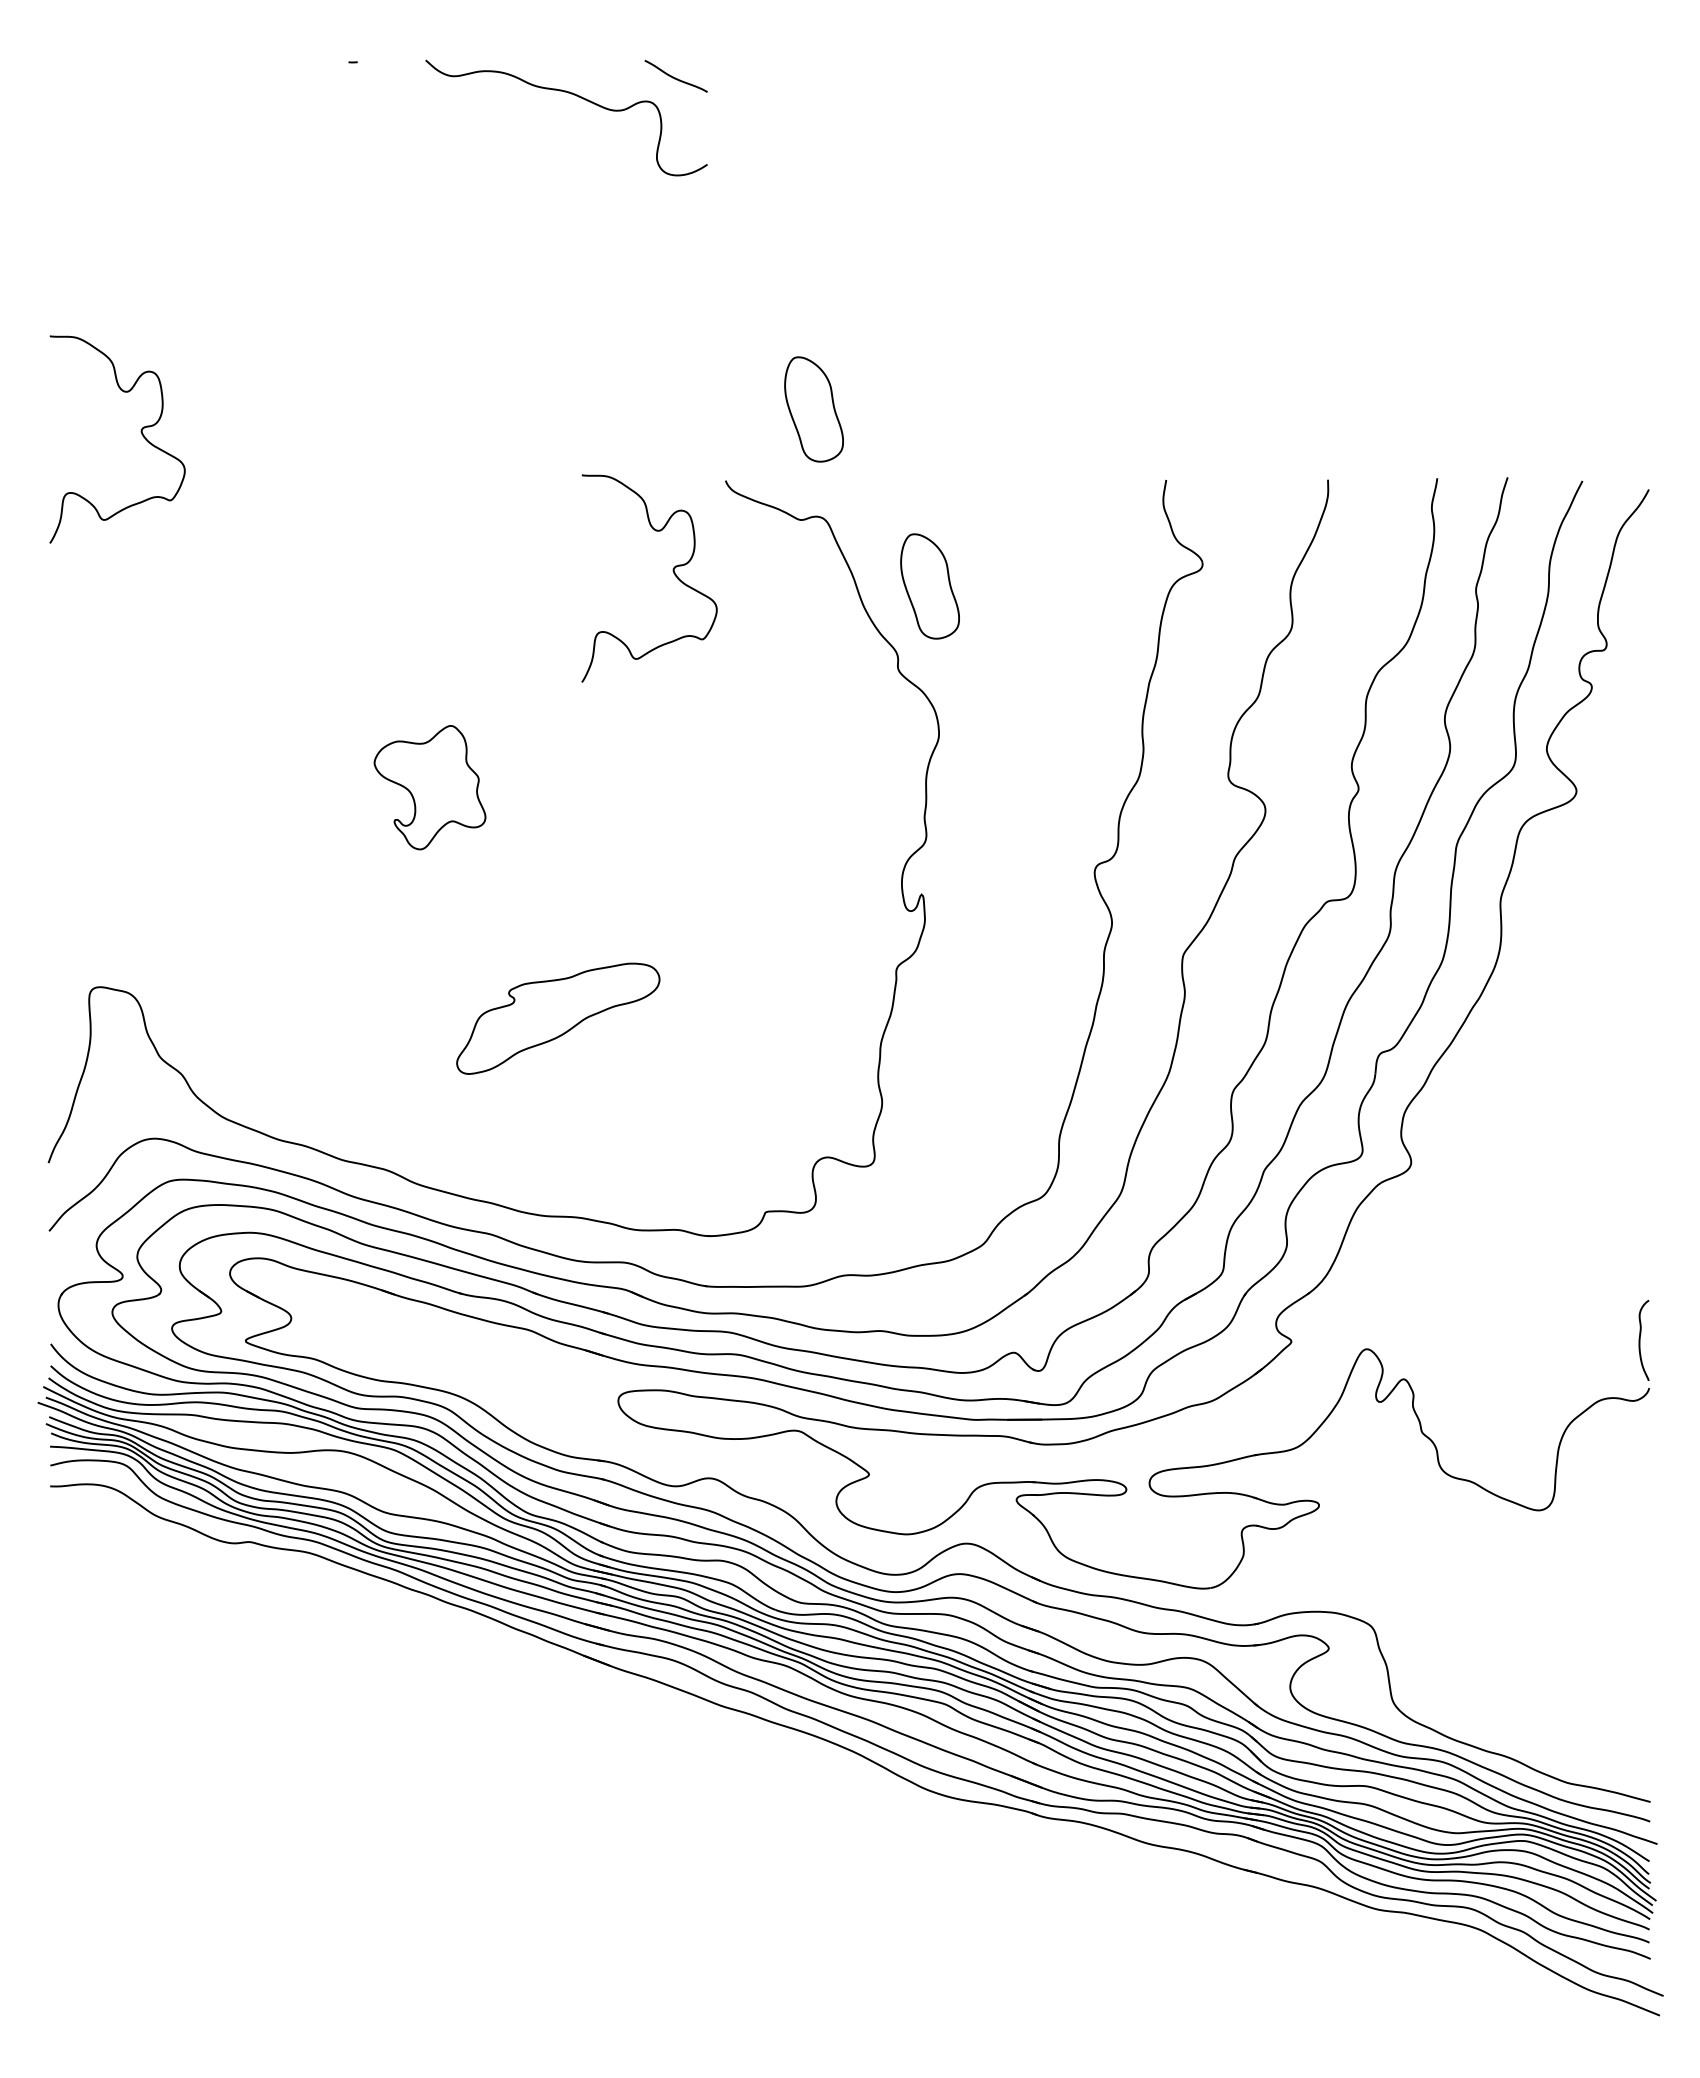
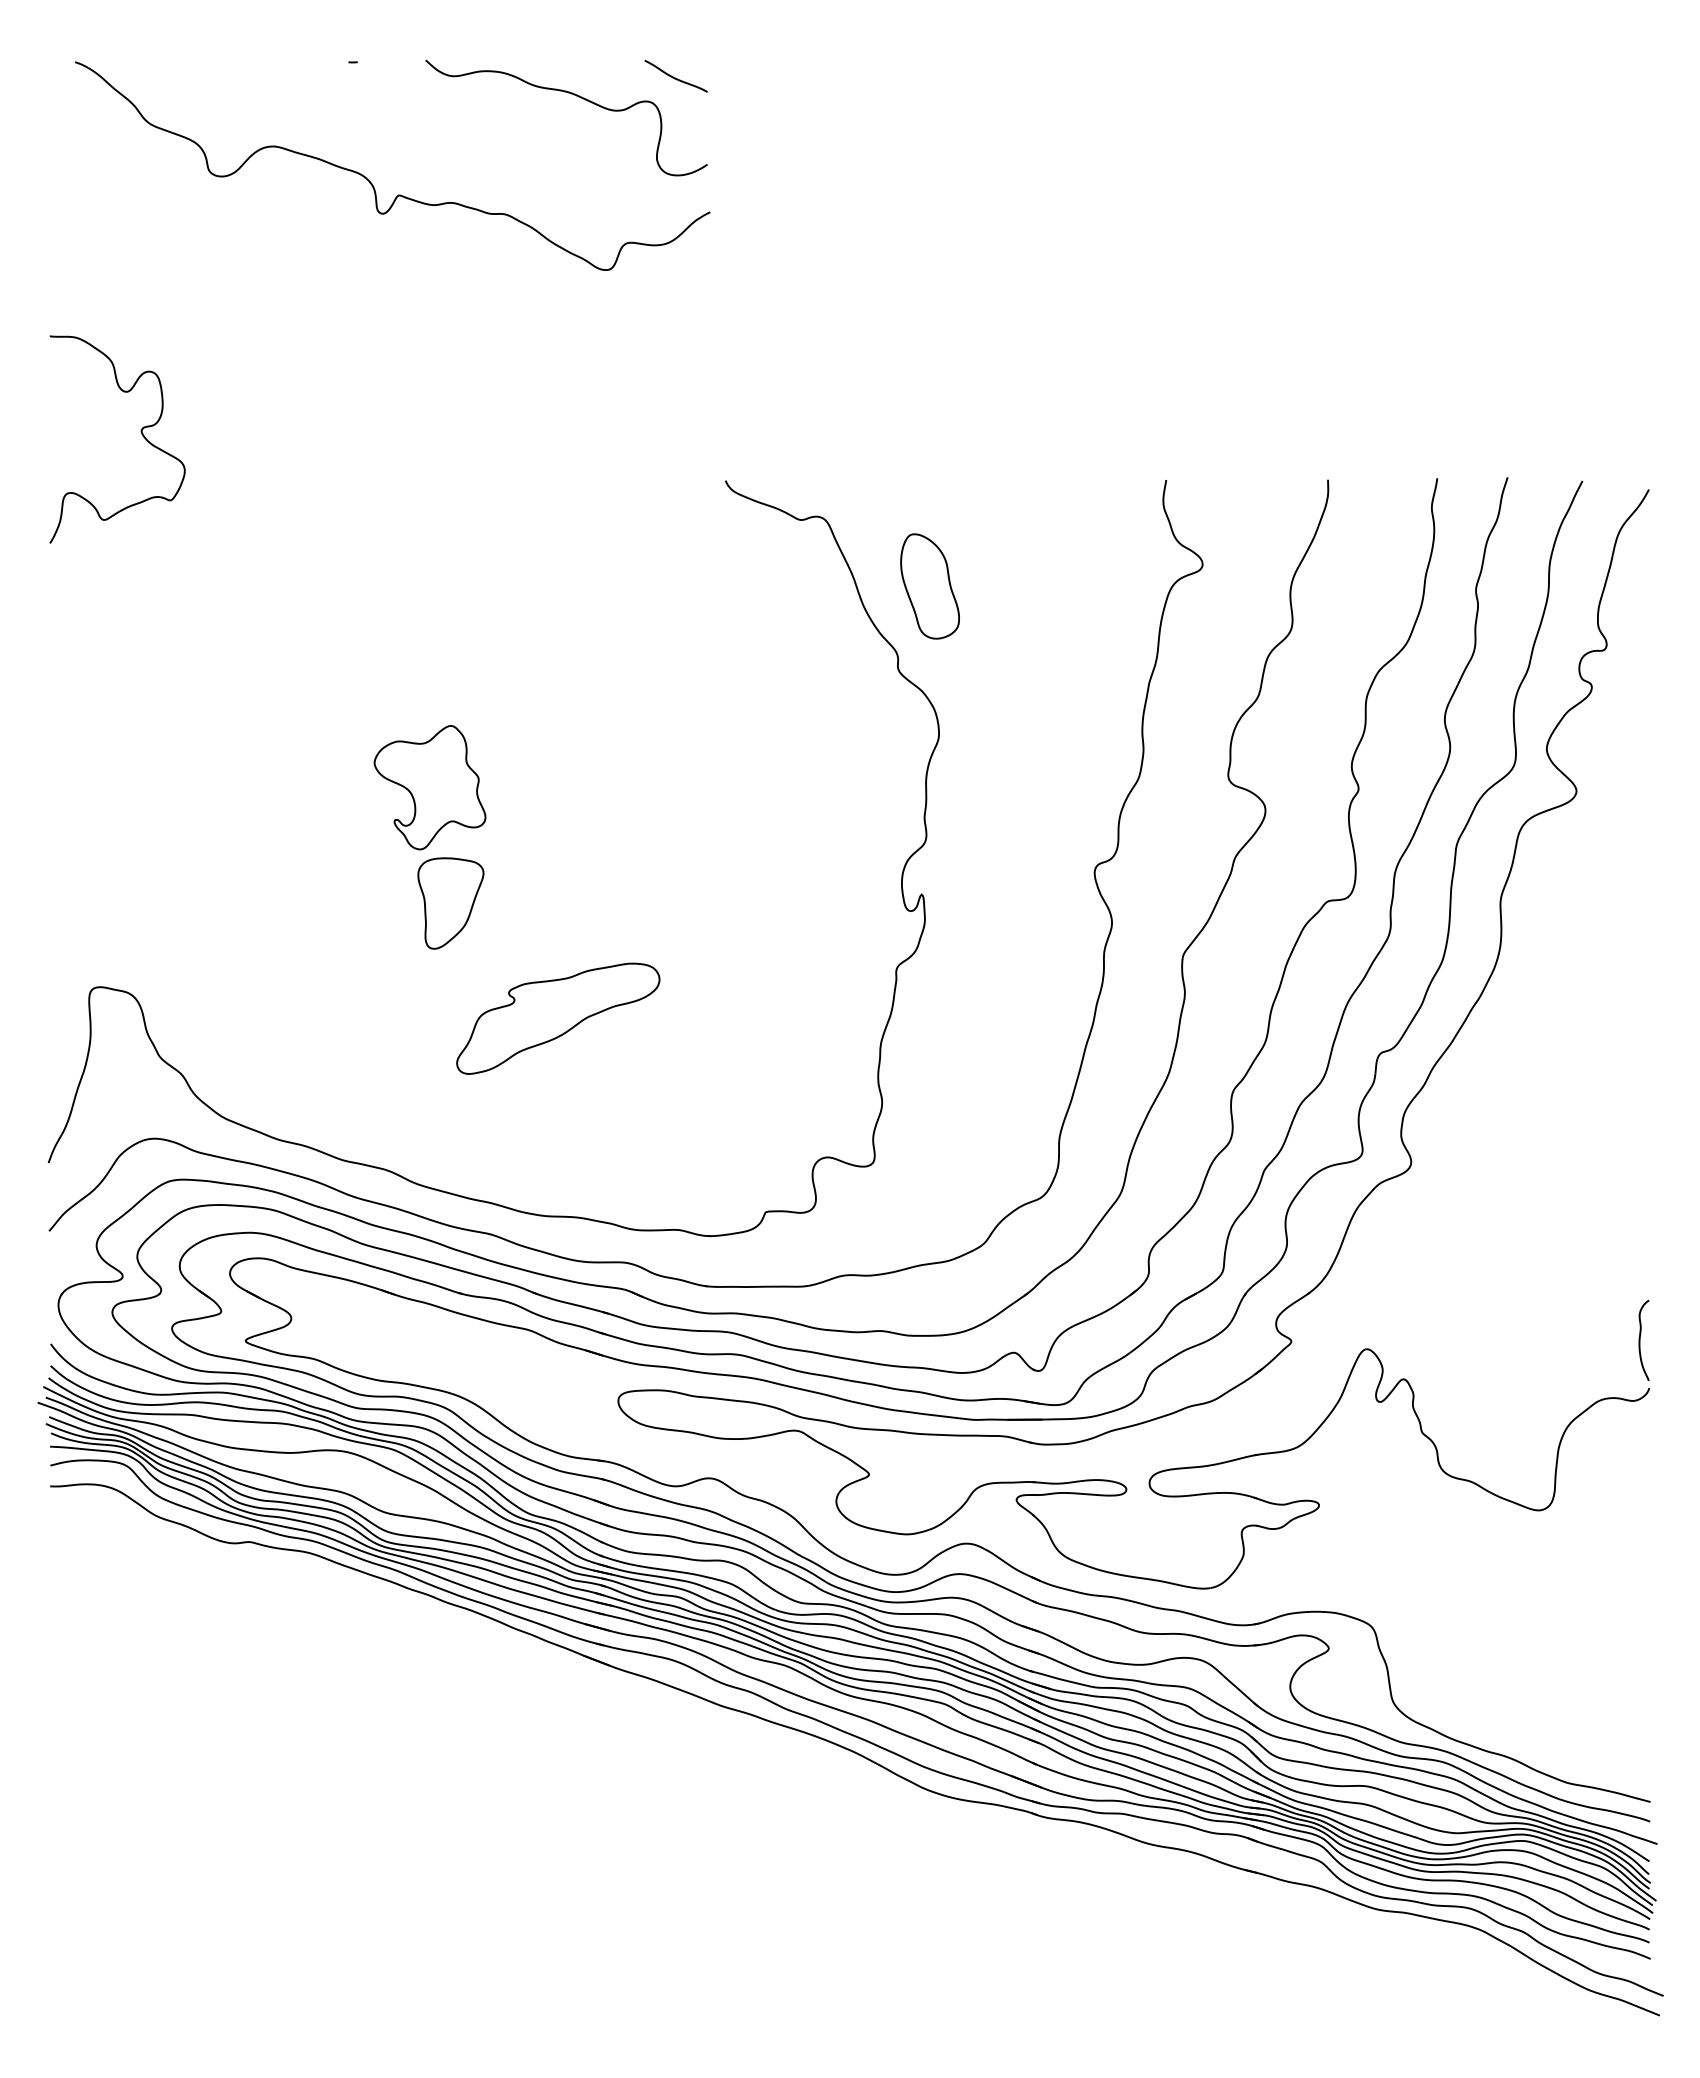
curve: none -> present (372, 183)
part: present -> none (813, 409)
curve: present -> none (672, 571)
part: none -> present (450, 903)
